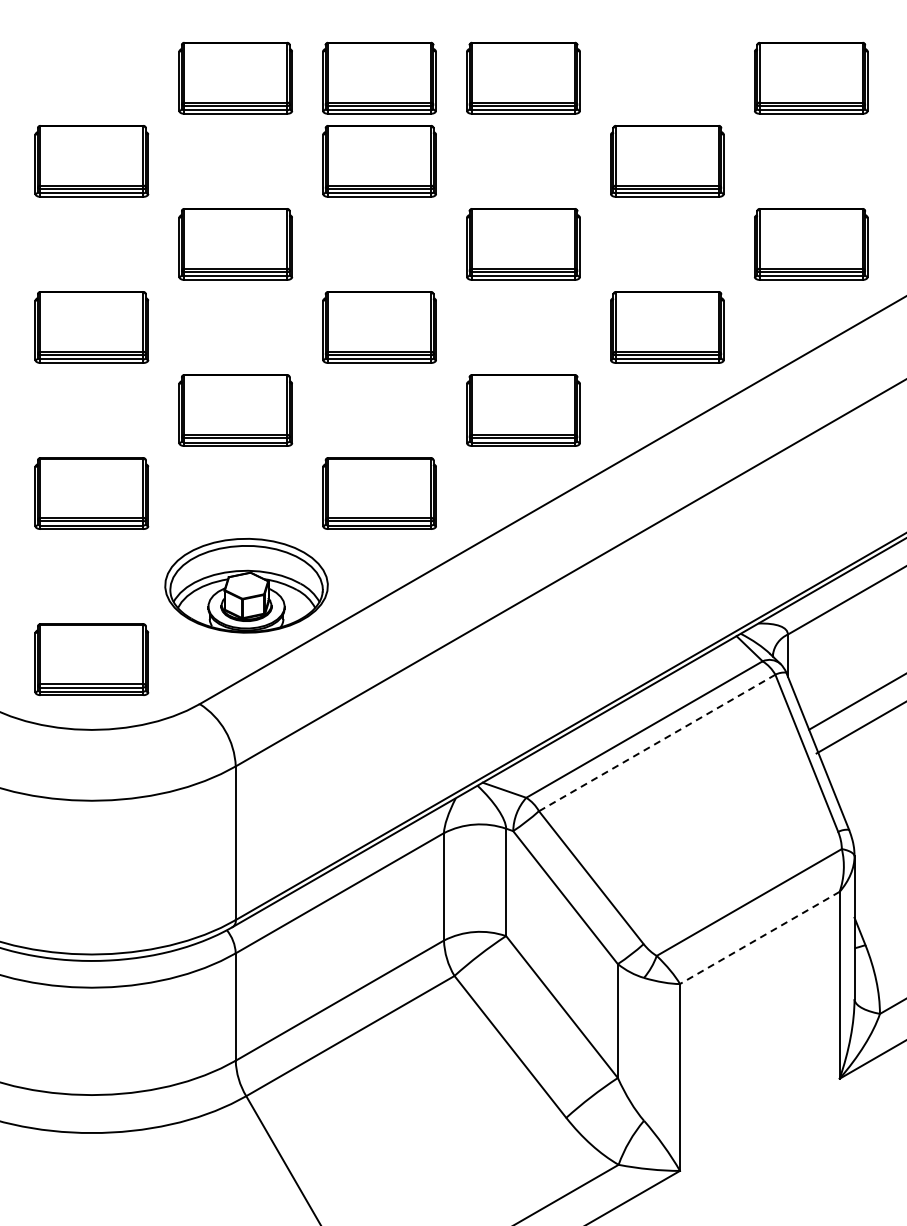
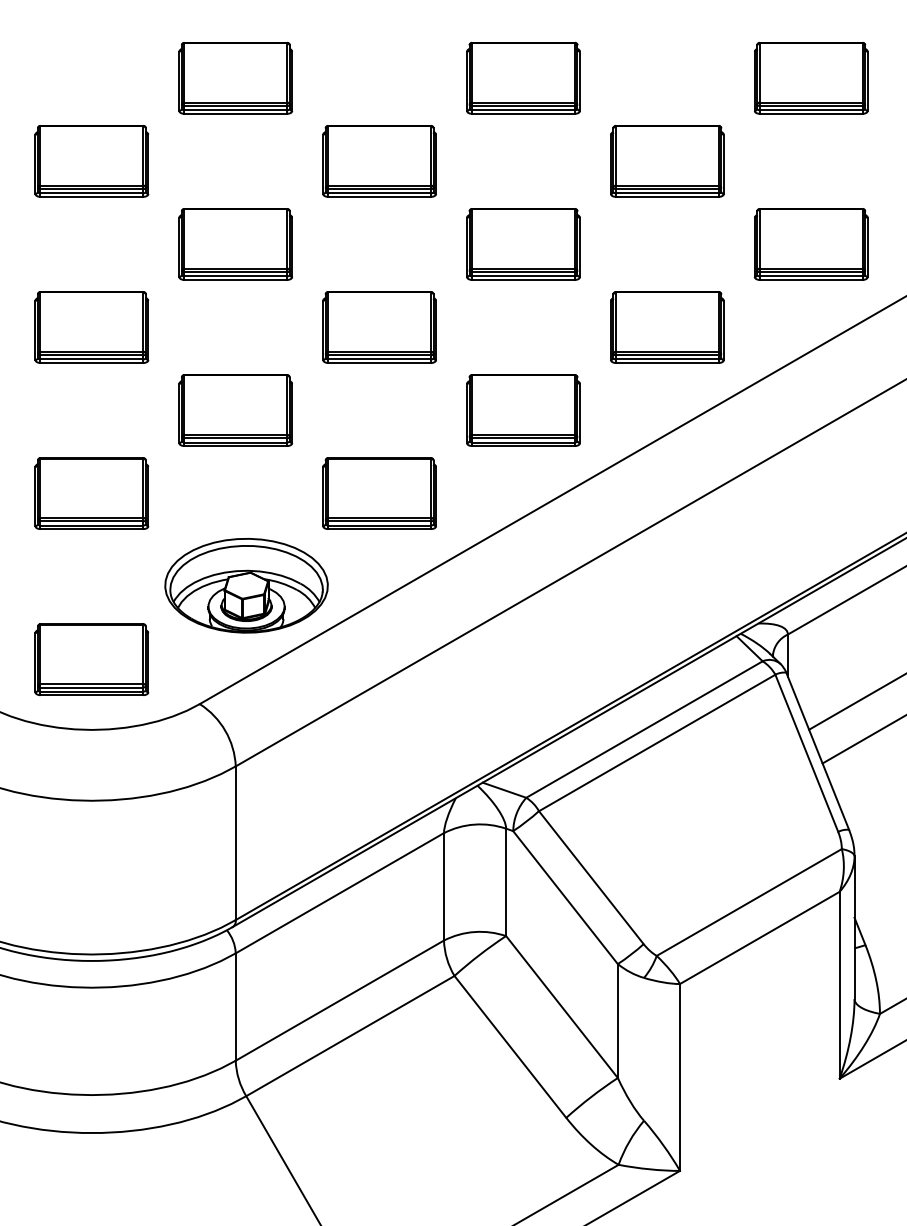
part: present -> none (379, 77)
line position: (859, 728) -> (862, 739) (862, 739)
line: dashed -> solid (656, 743)
line: dashed -> solid (759, 938)
